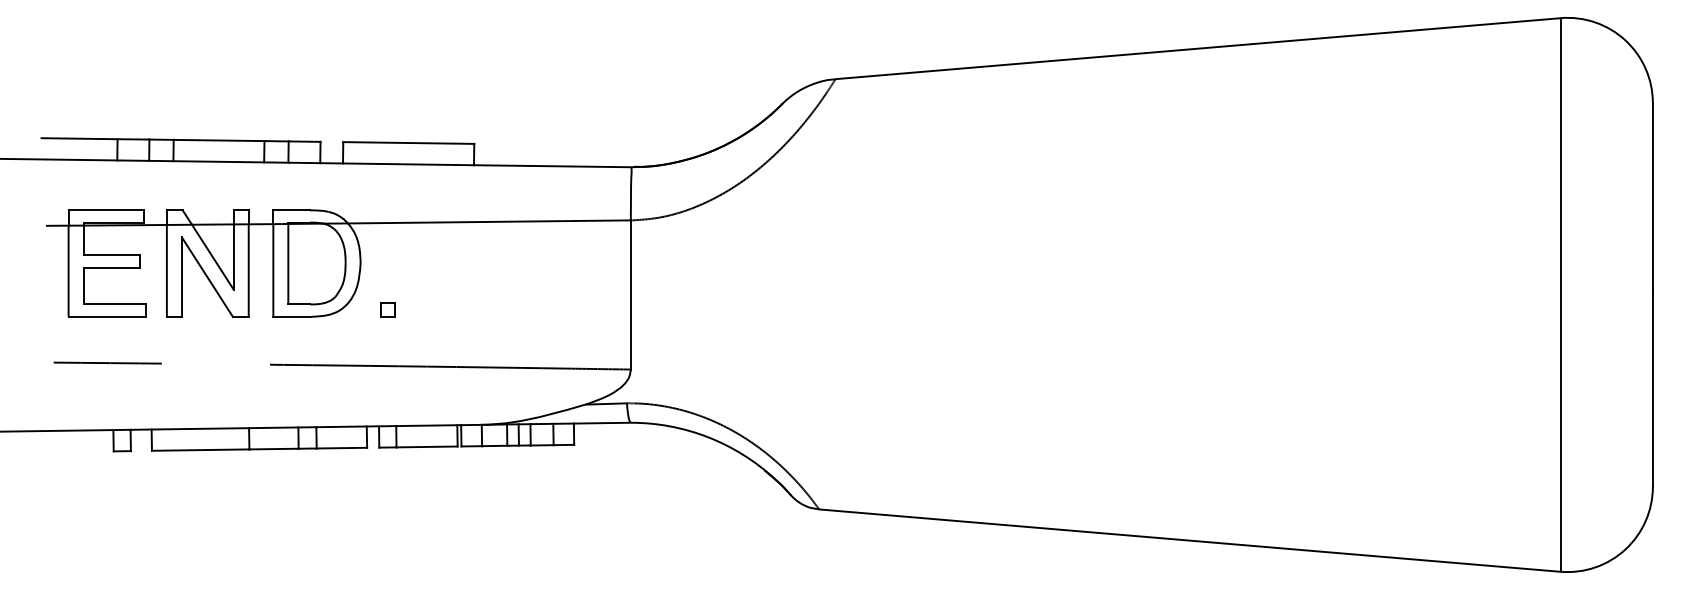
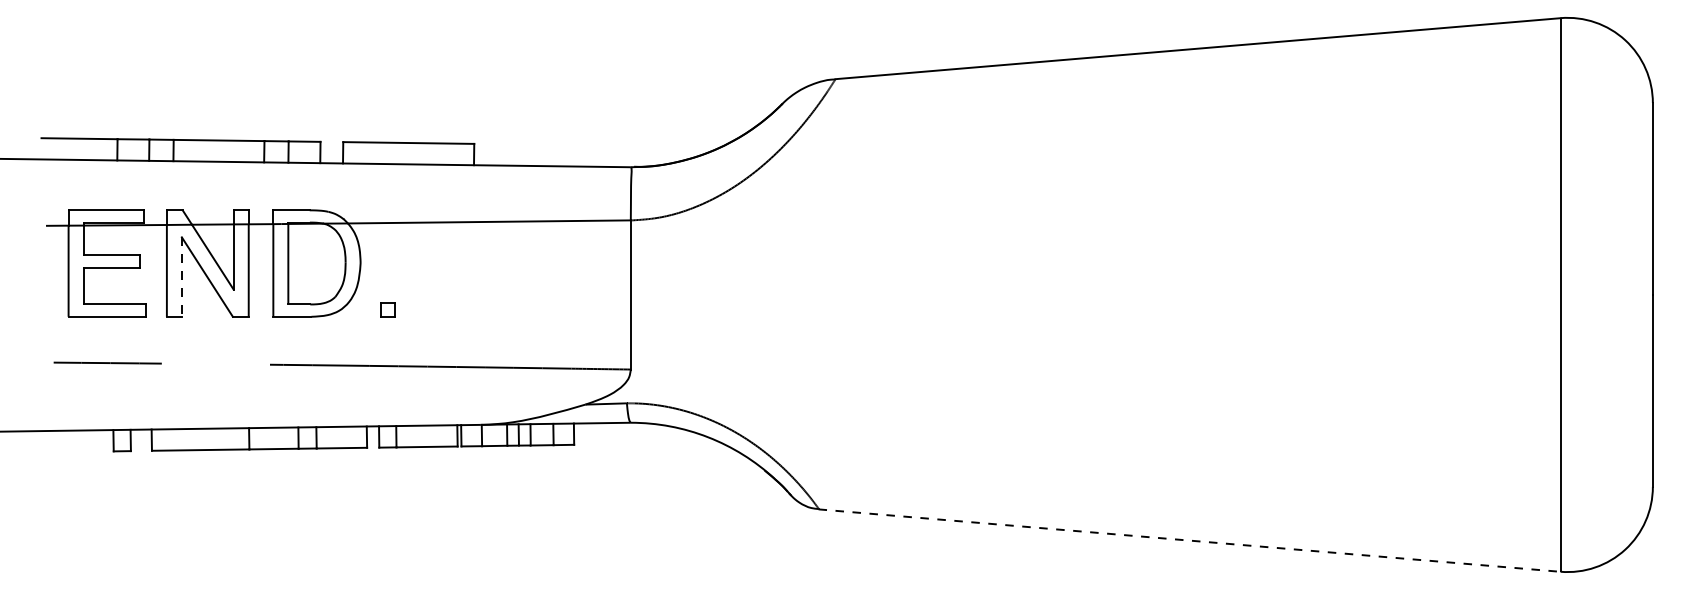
line: solid -> dashed (181, 277)
line: solid -> dashed (1190, 540)
